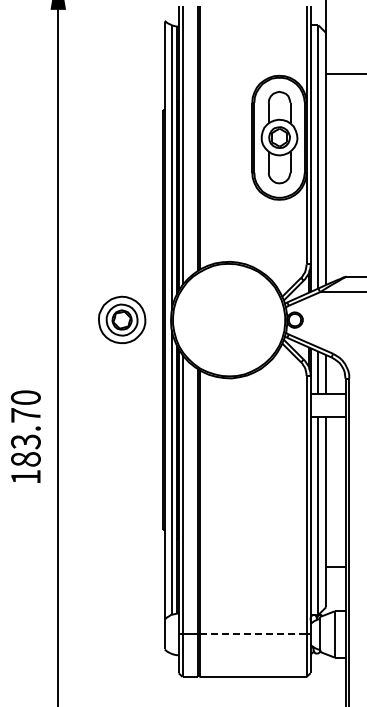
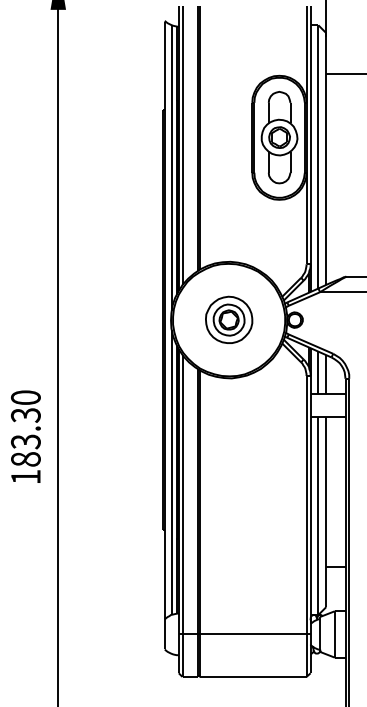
part position: (122, 319) -> (229, 319) (229, 319)
text: 183.70 -> 183.30 (25, 415)
line: dashed -> solid (253, 634)
